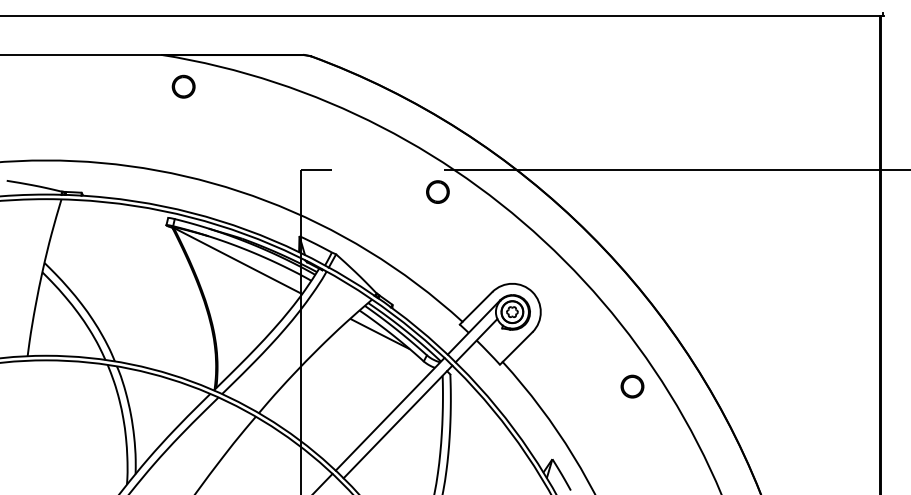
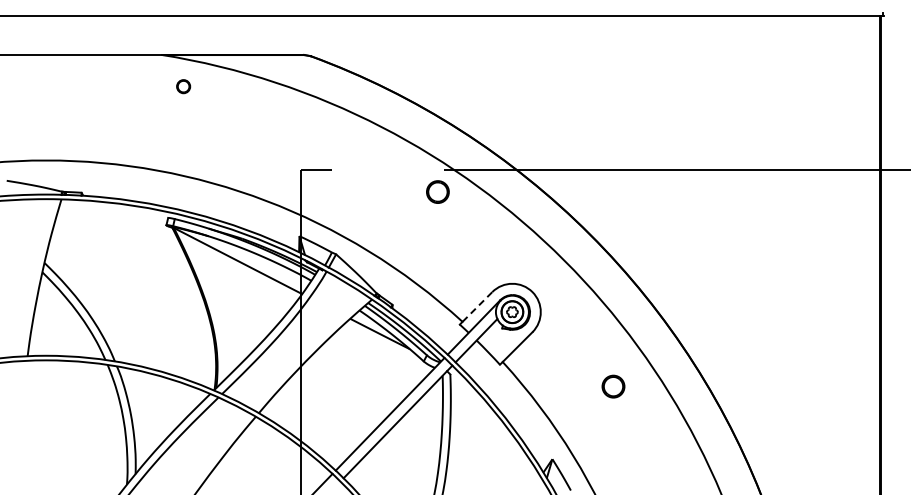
part size: 25x25 px -> 16x16 px (183, 86)
line: solid -> dashed (477, 306)
part position: (632, 386) -> (613, 386) (613, 386)
